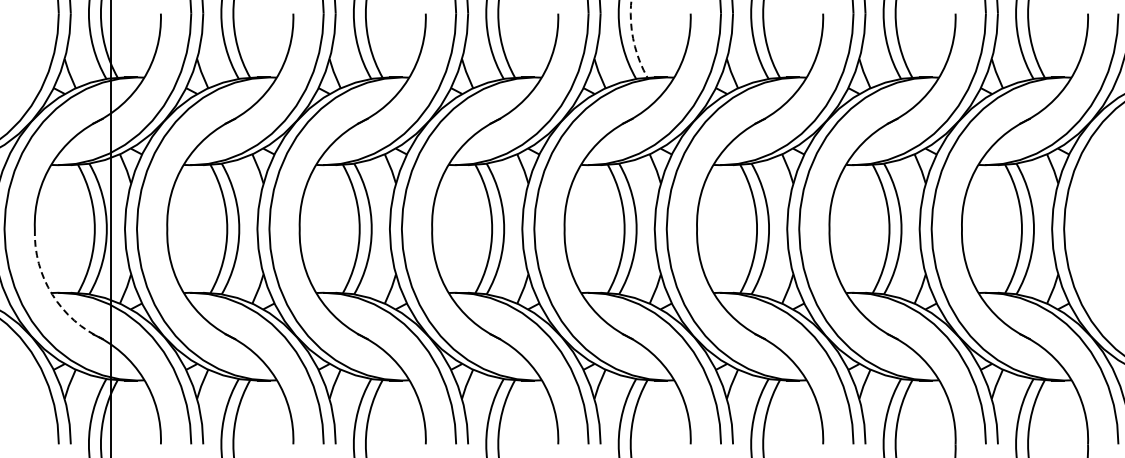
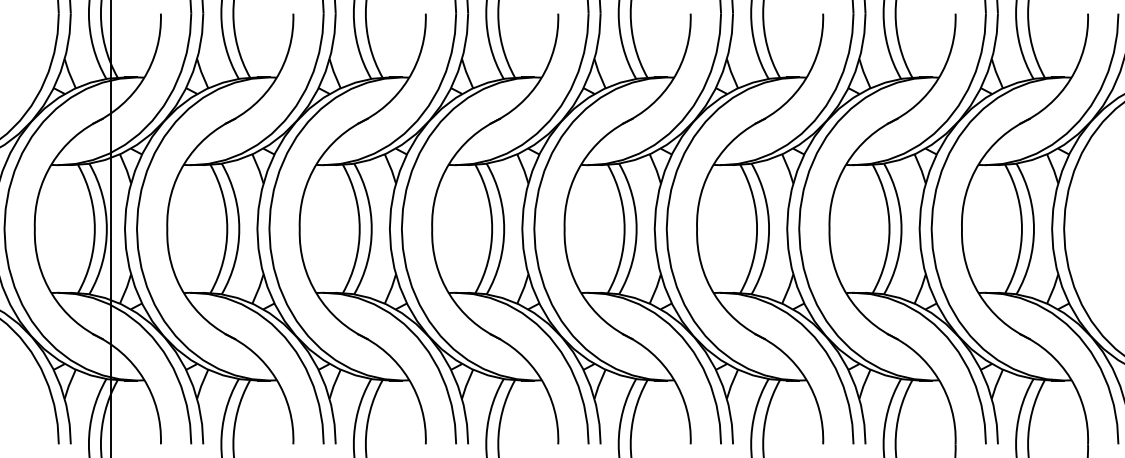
arc: dashed -> solid (633, 40)
arc: dashed -> solid (52, 294)
